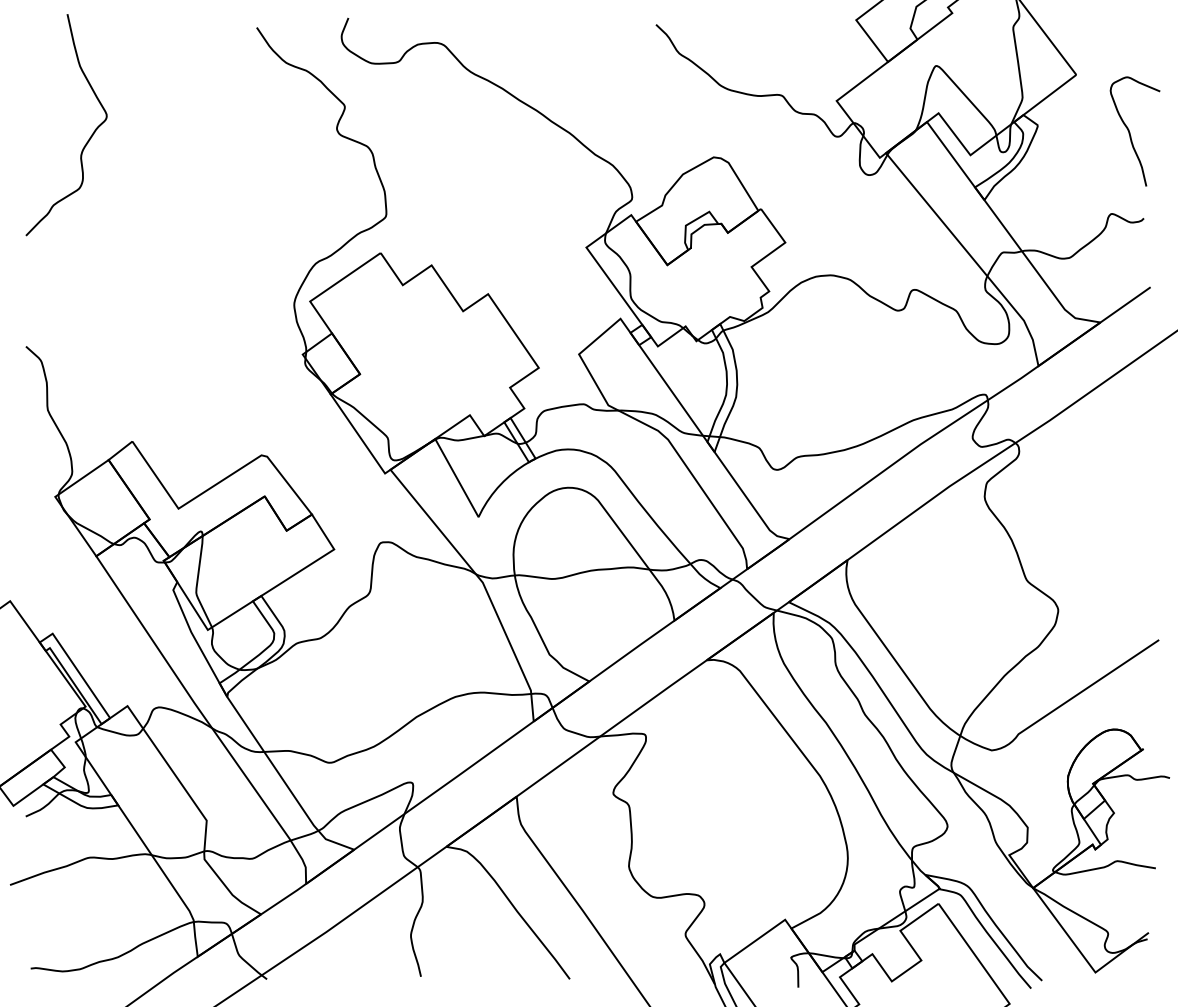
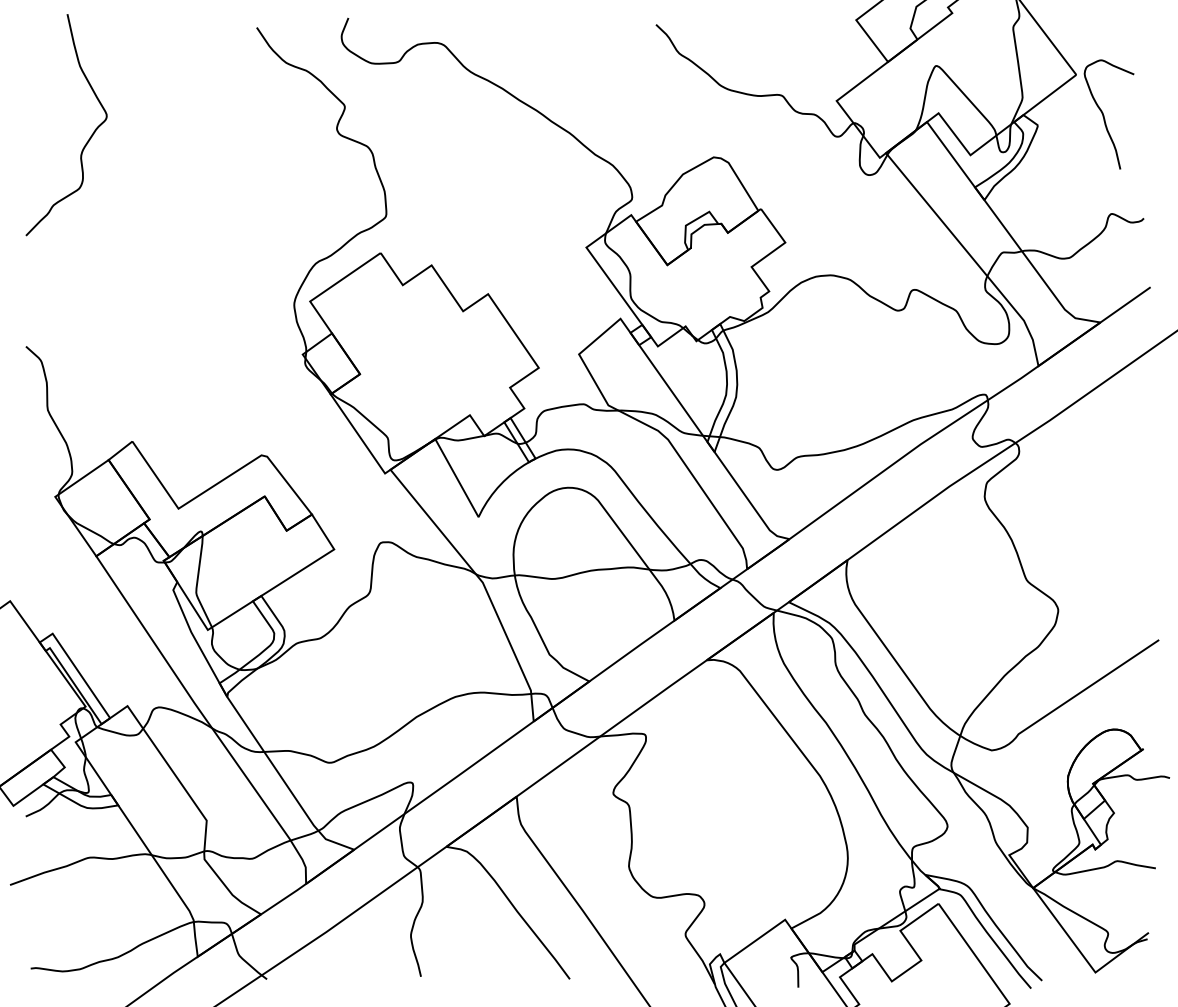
curve position: (1130, 132) -> (1104, 115) (1104, 115)
